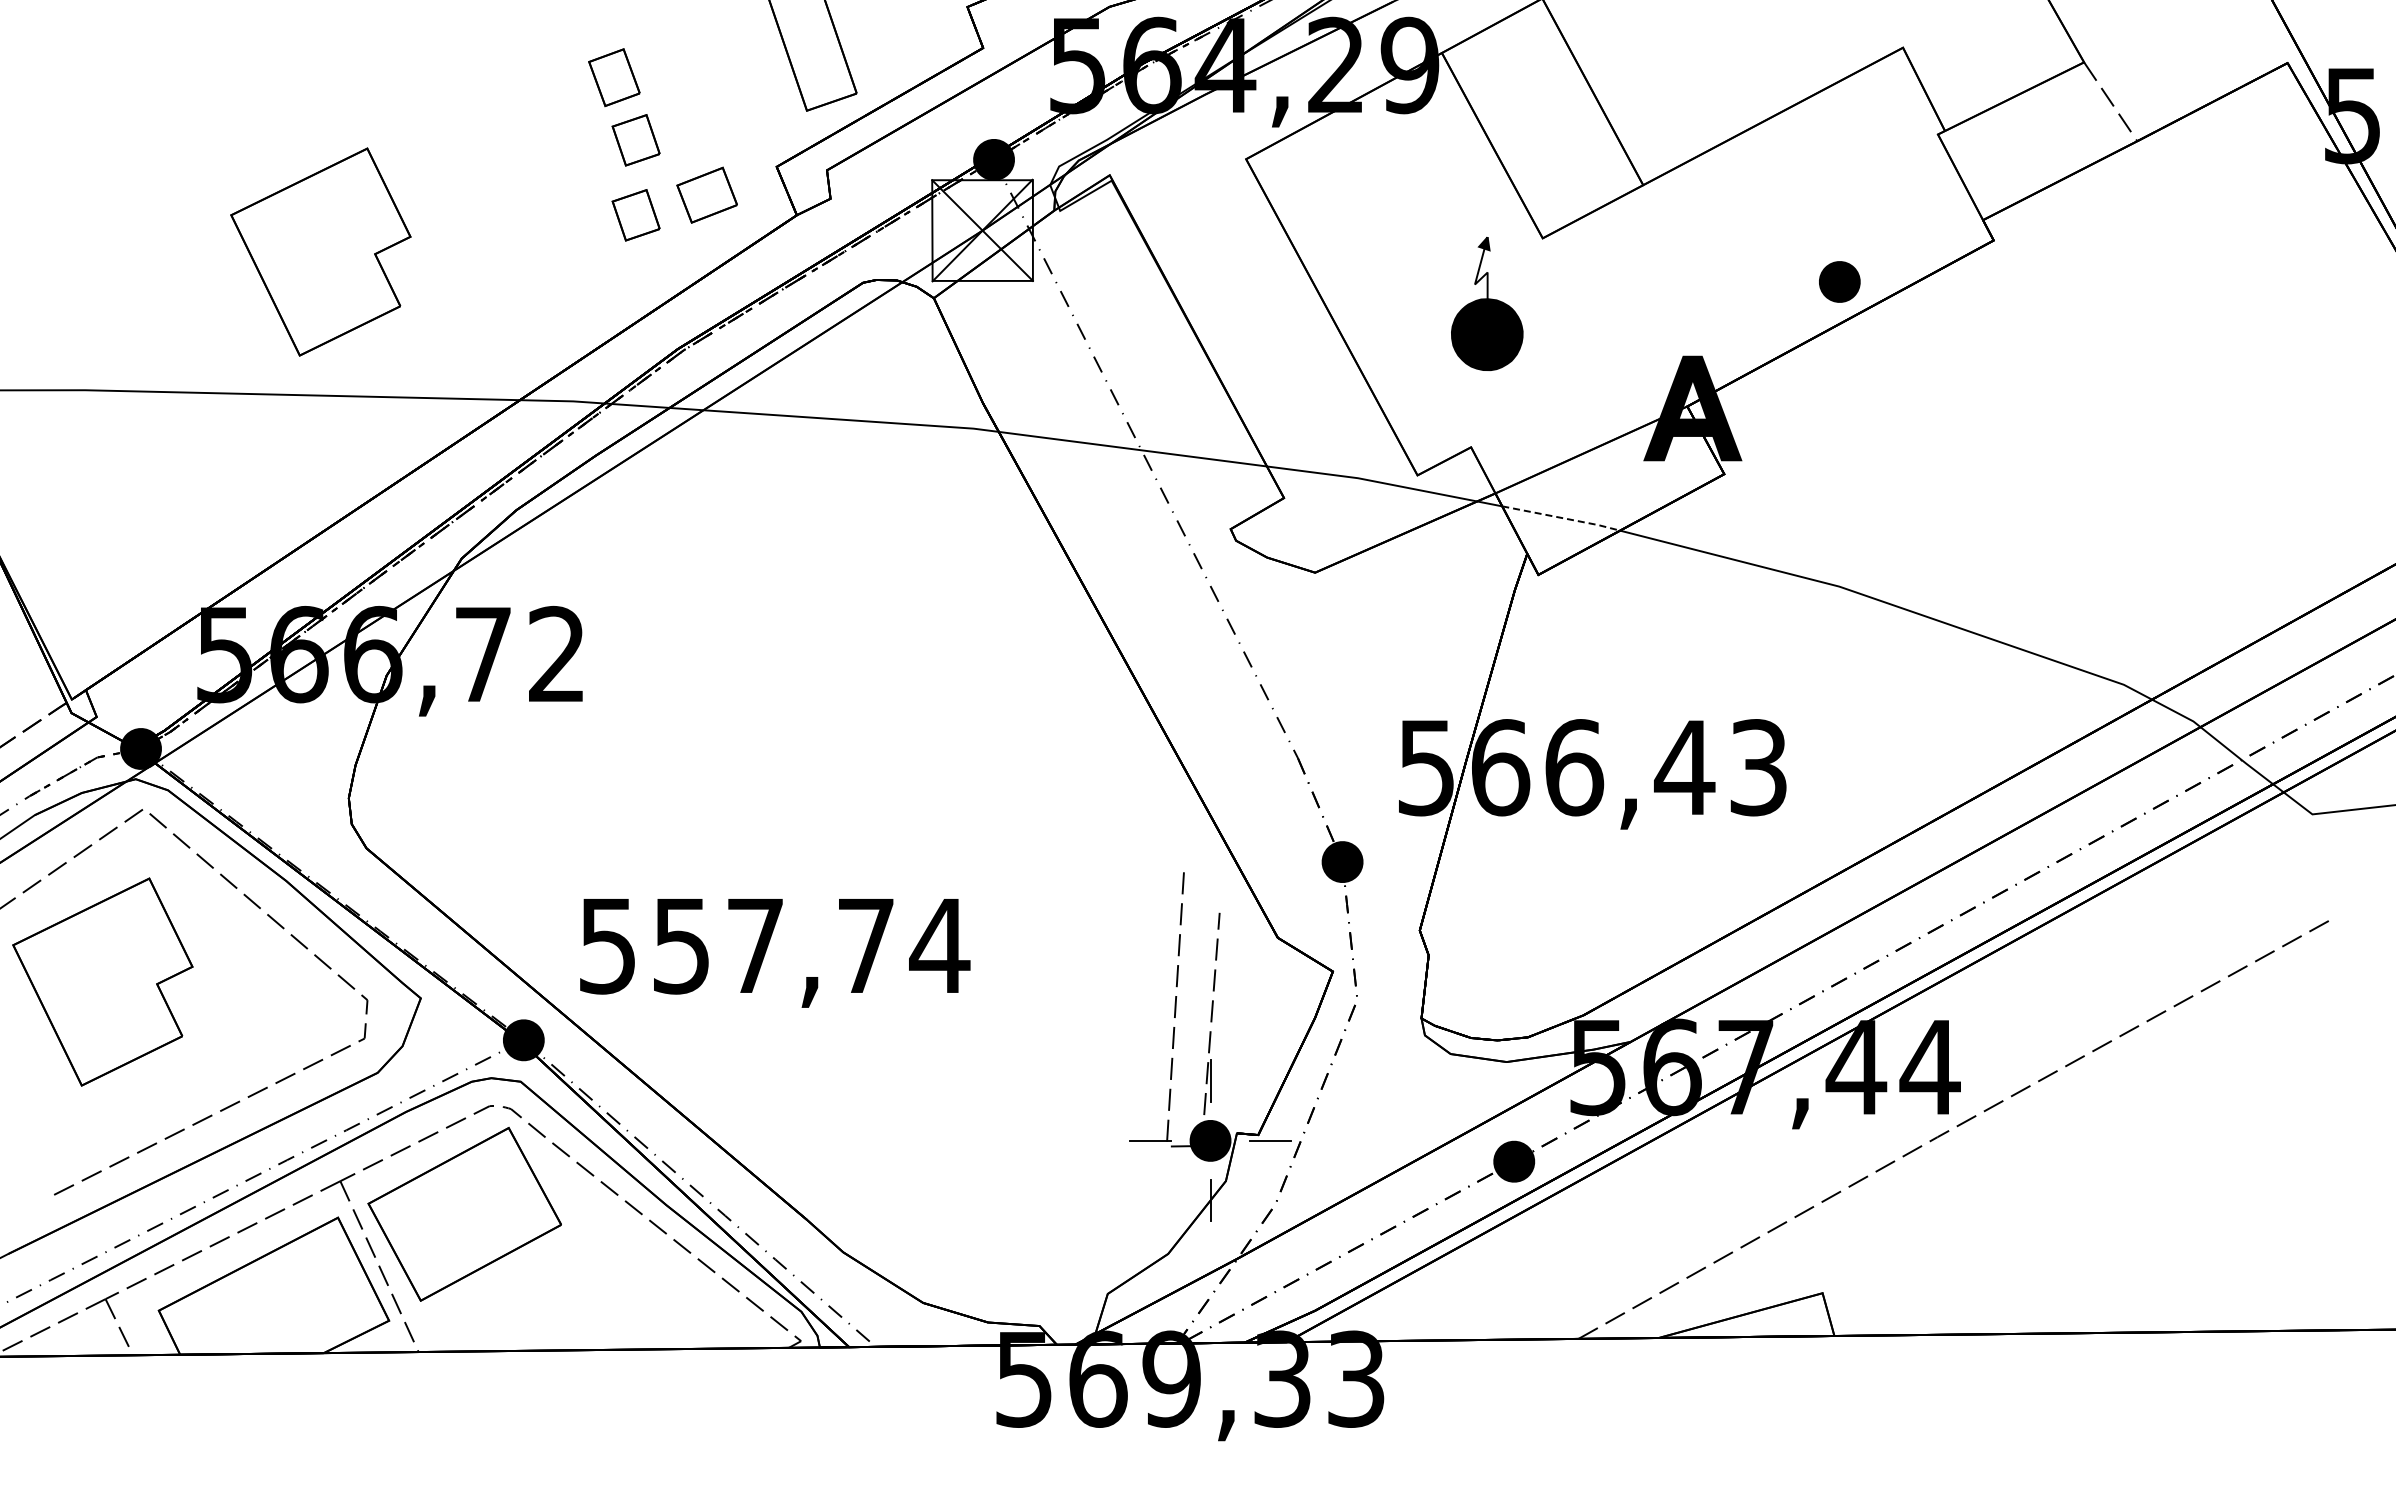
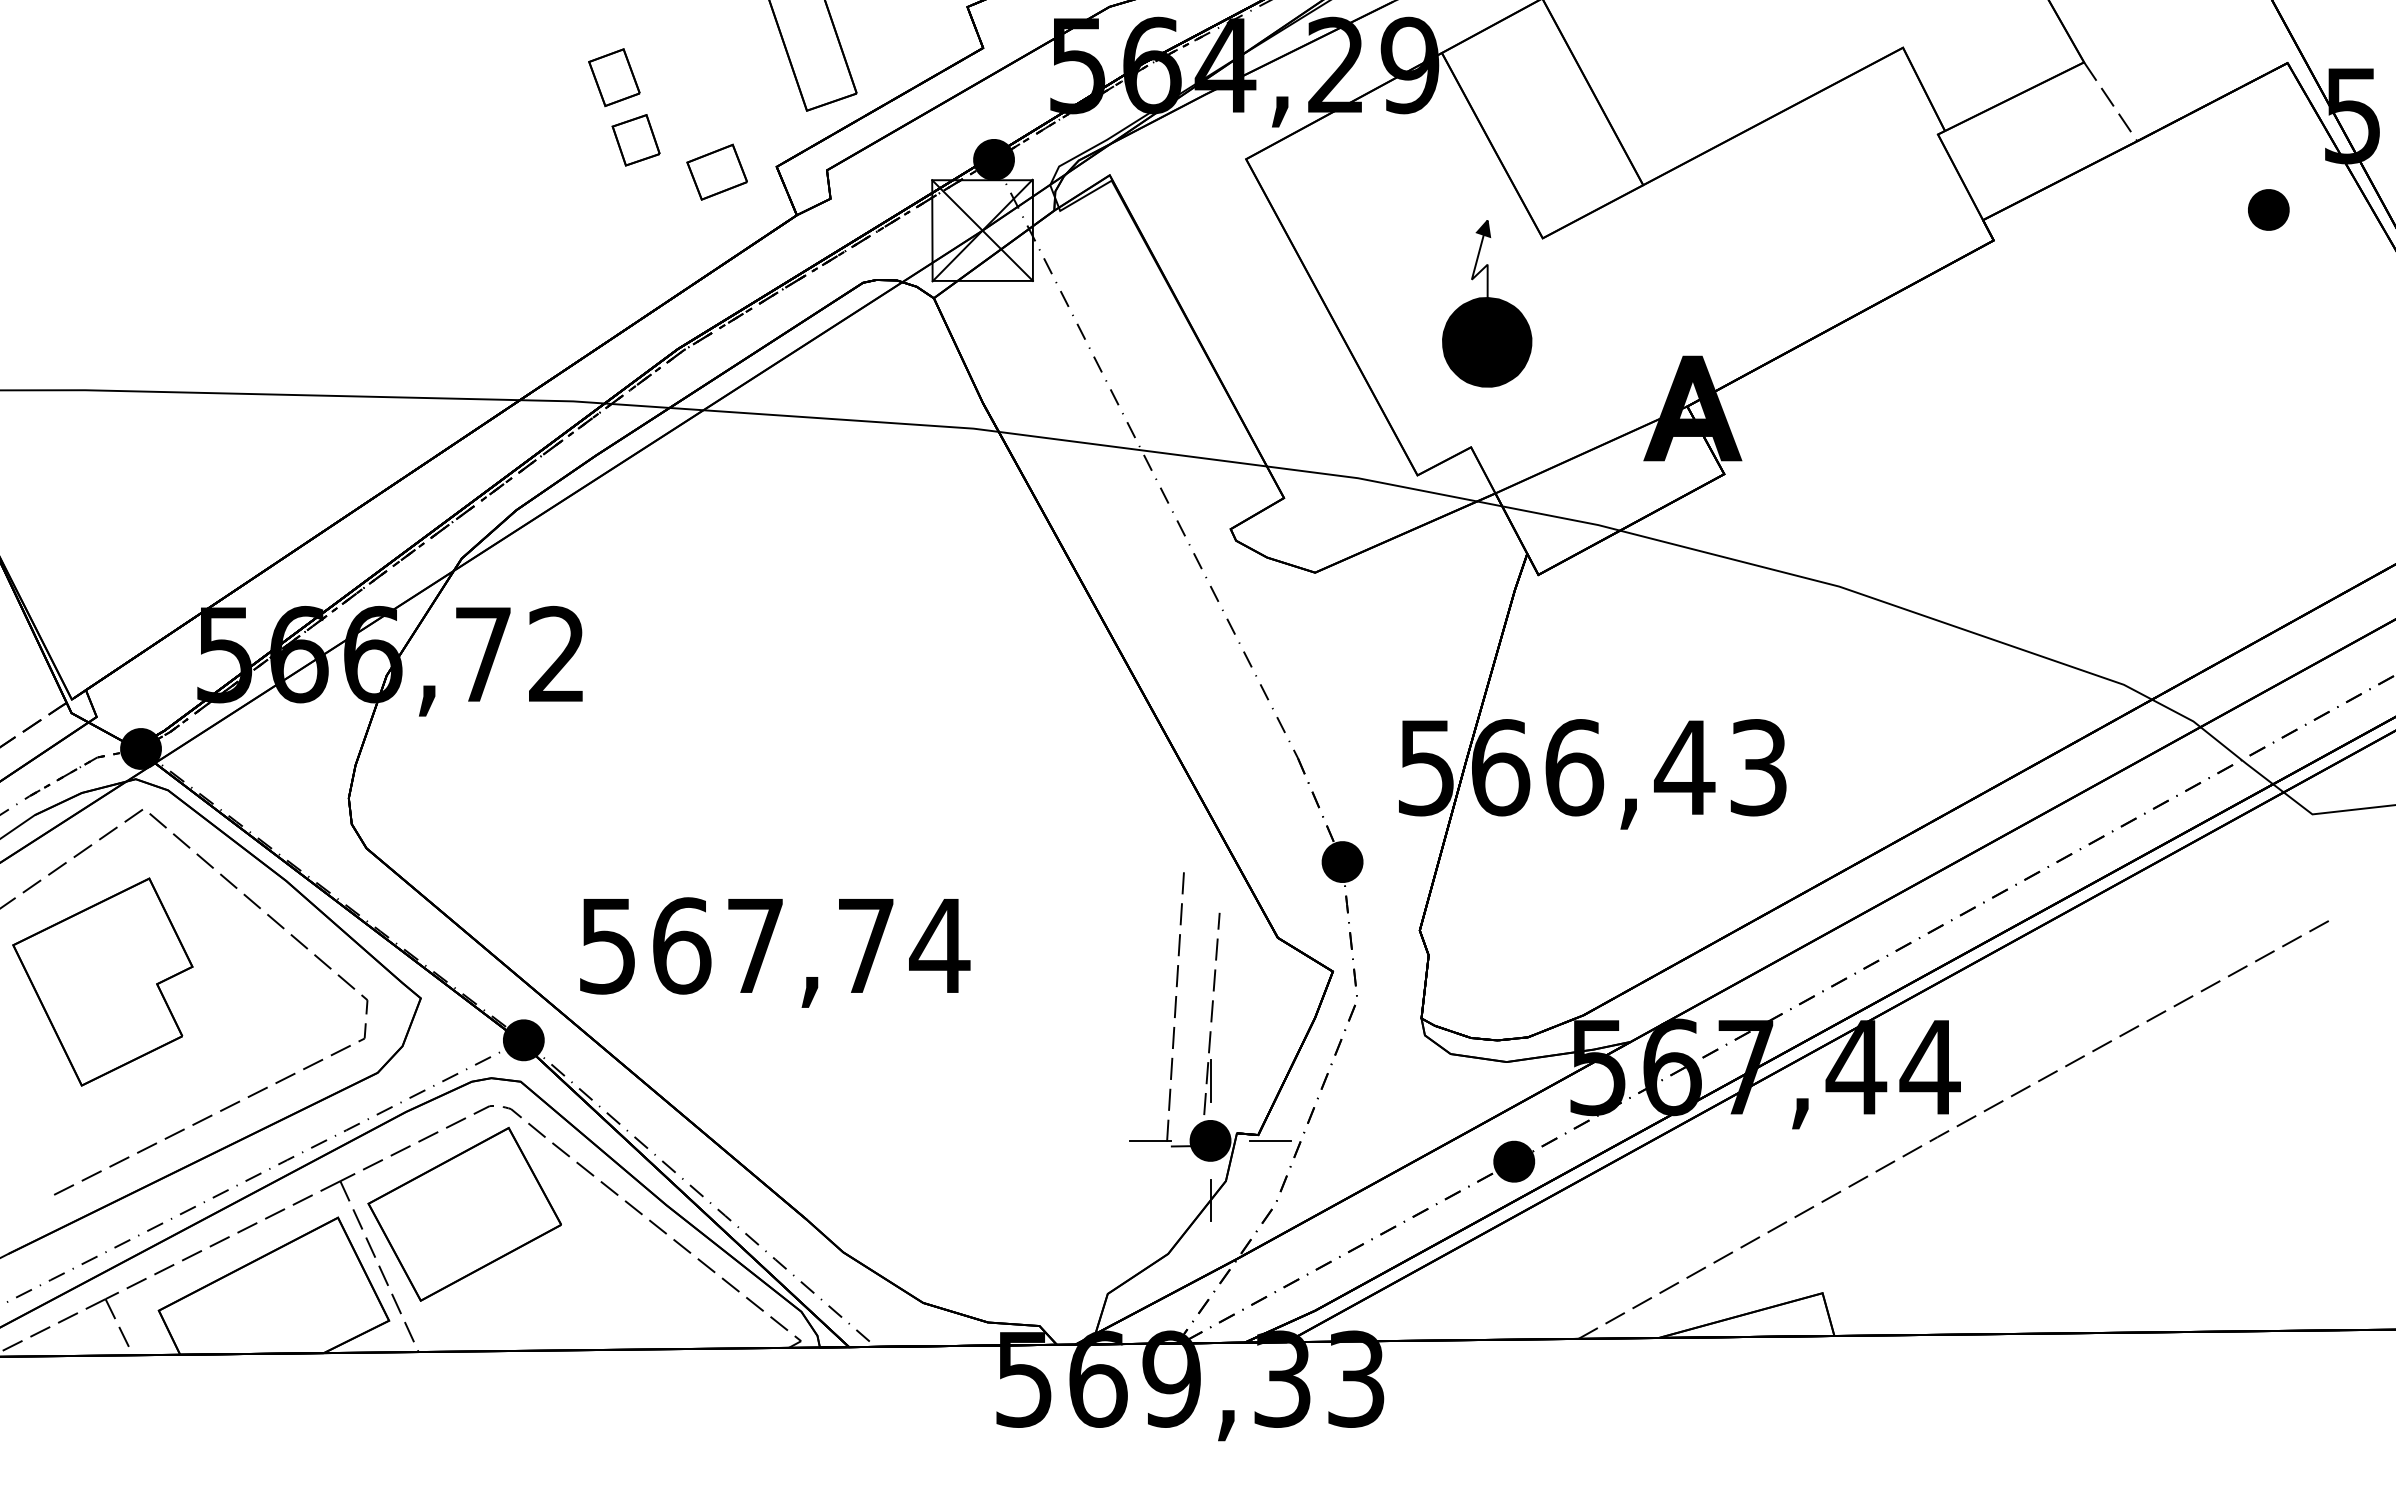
part position: (706, 194) -> (716, 171) (716, 171)
part: present -> none (635, 215)
part: present -> none (320, 251)
part position: (1839, 281) -> (2268, 209) (2268, 209)
part size: 73x134 px -> 91x168 px (1487, 303)
line: dashed -> solid (1562, 518)
text: 557,74 -> 567,74 (682, 945)
